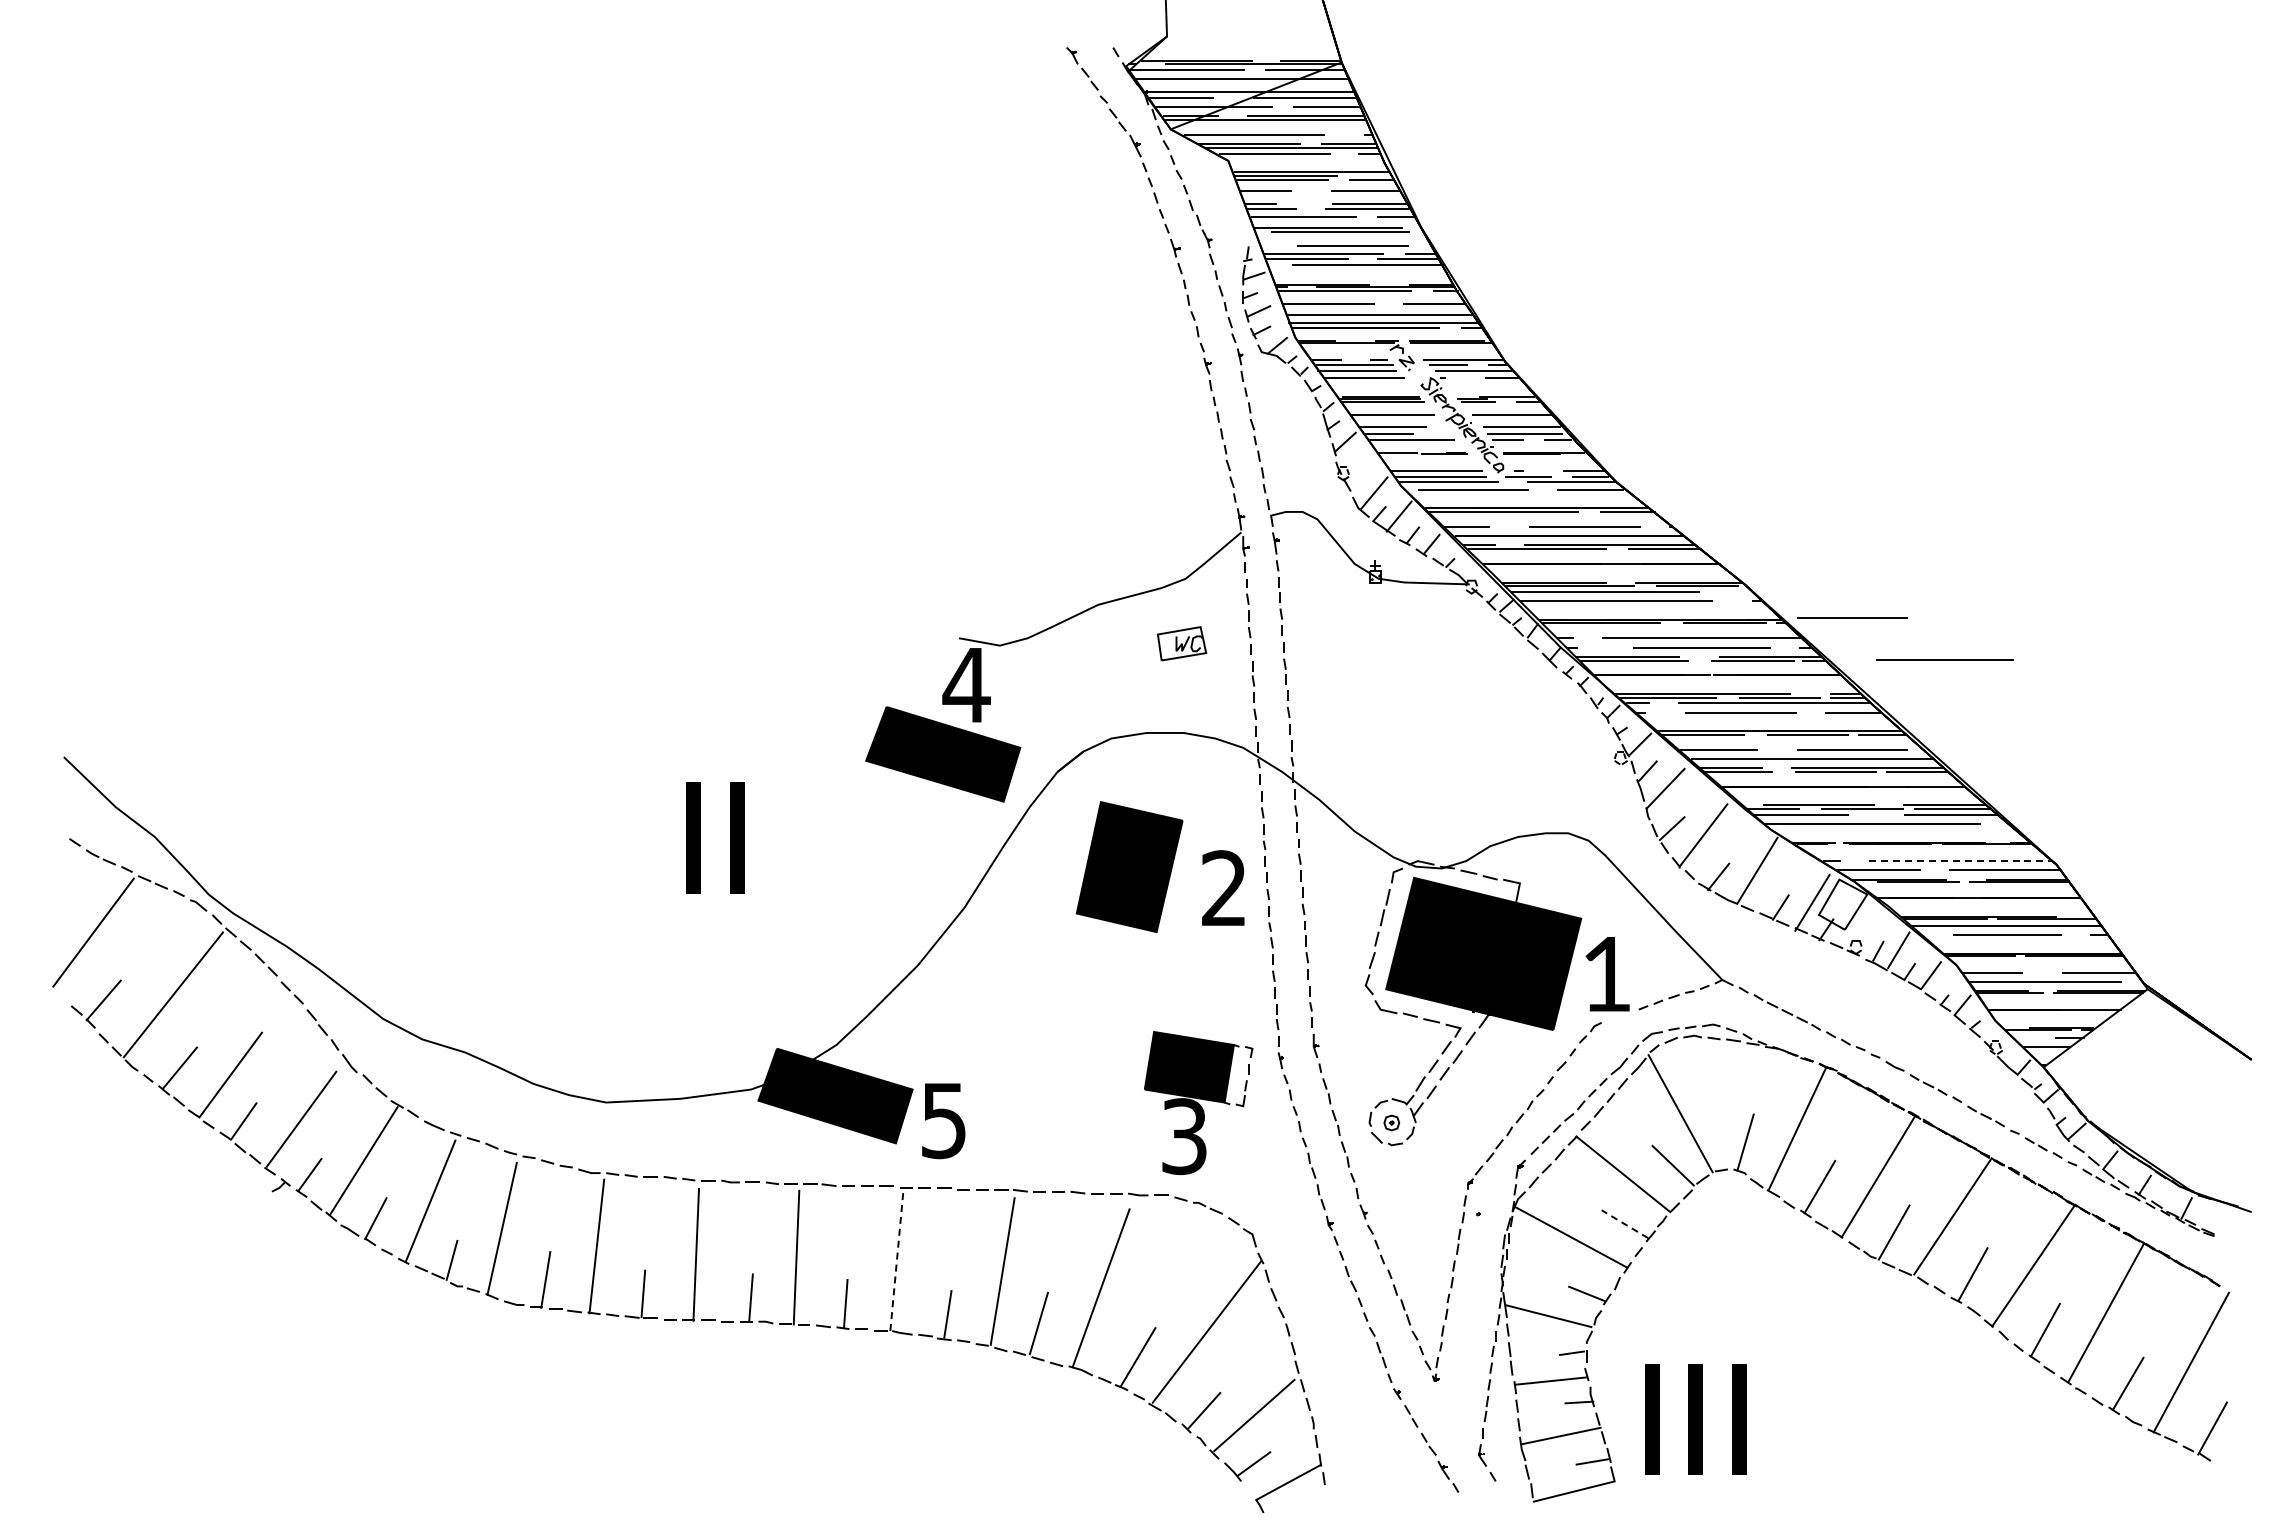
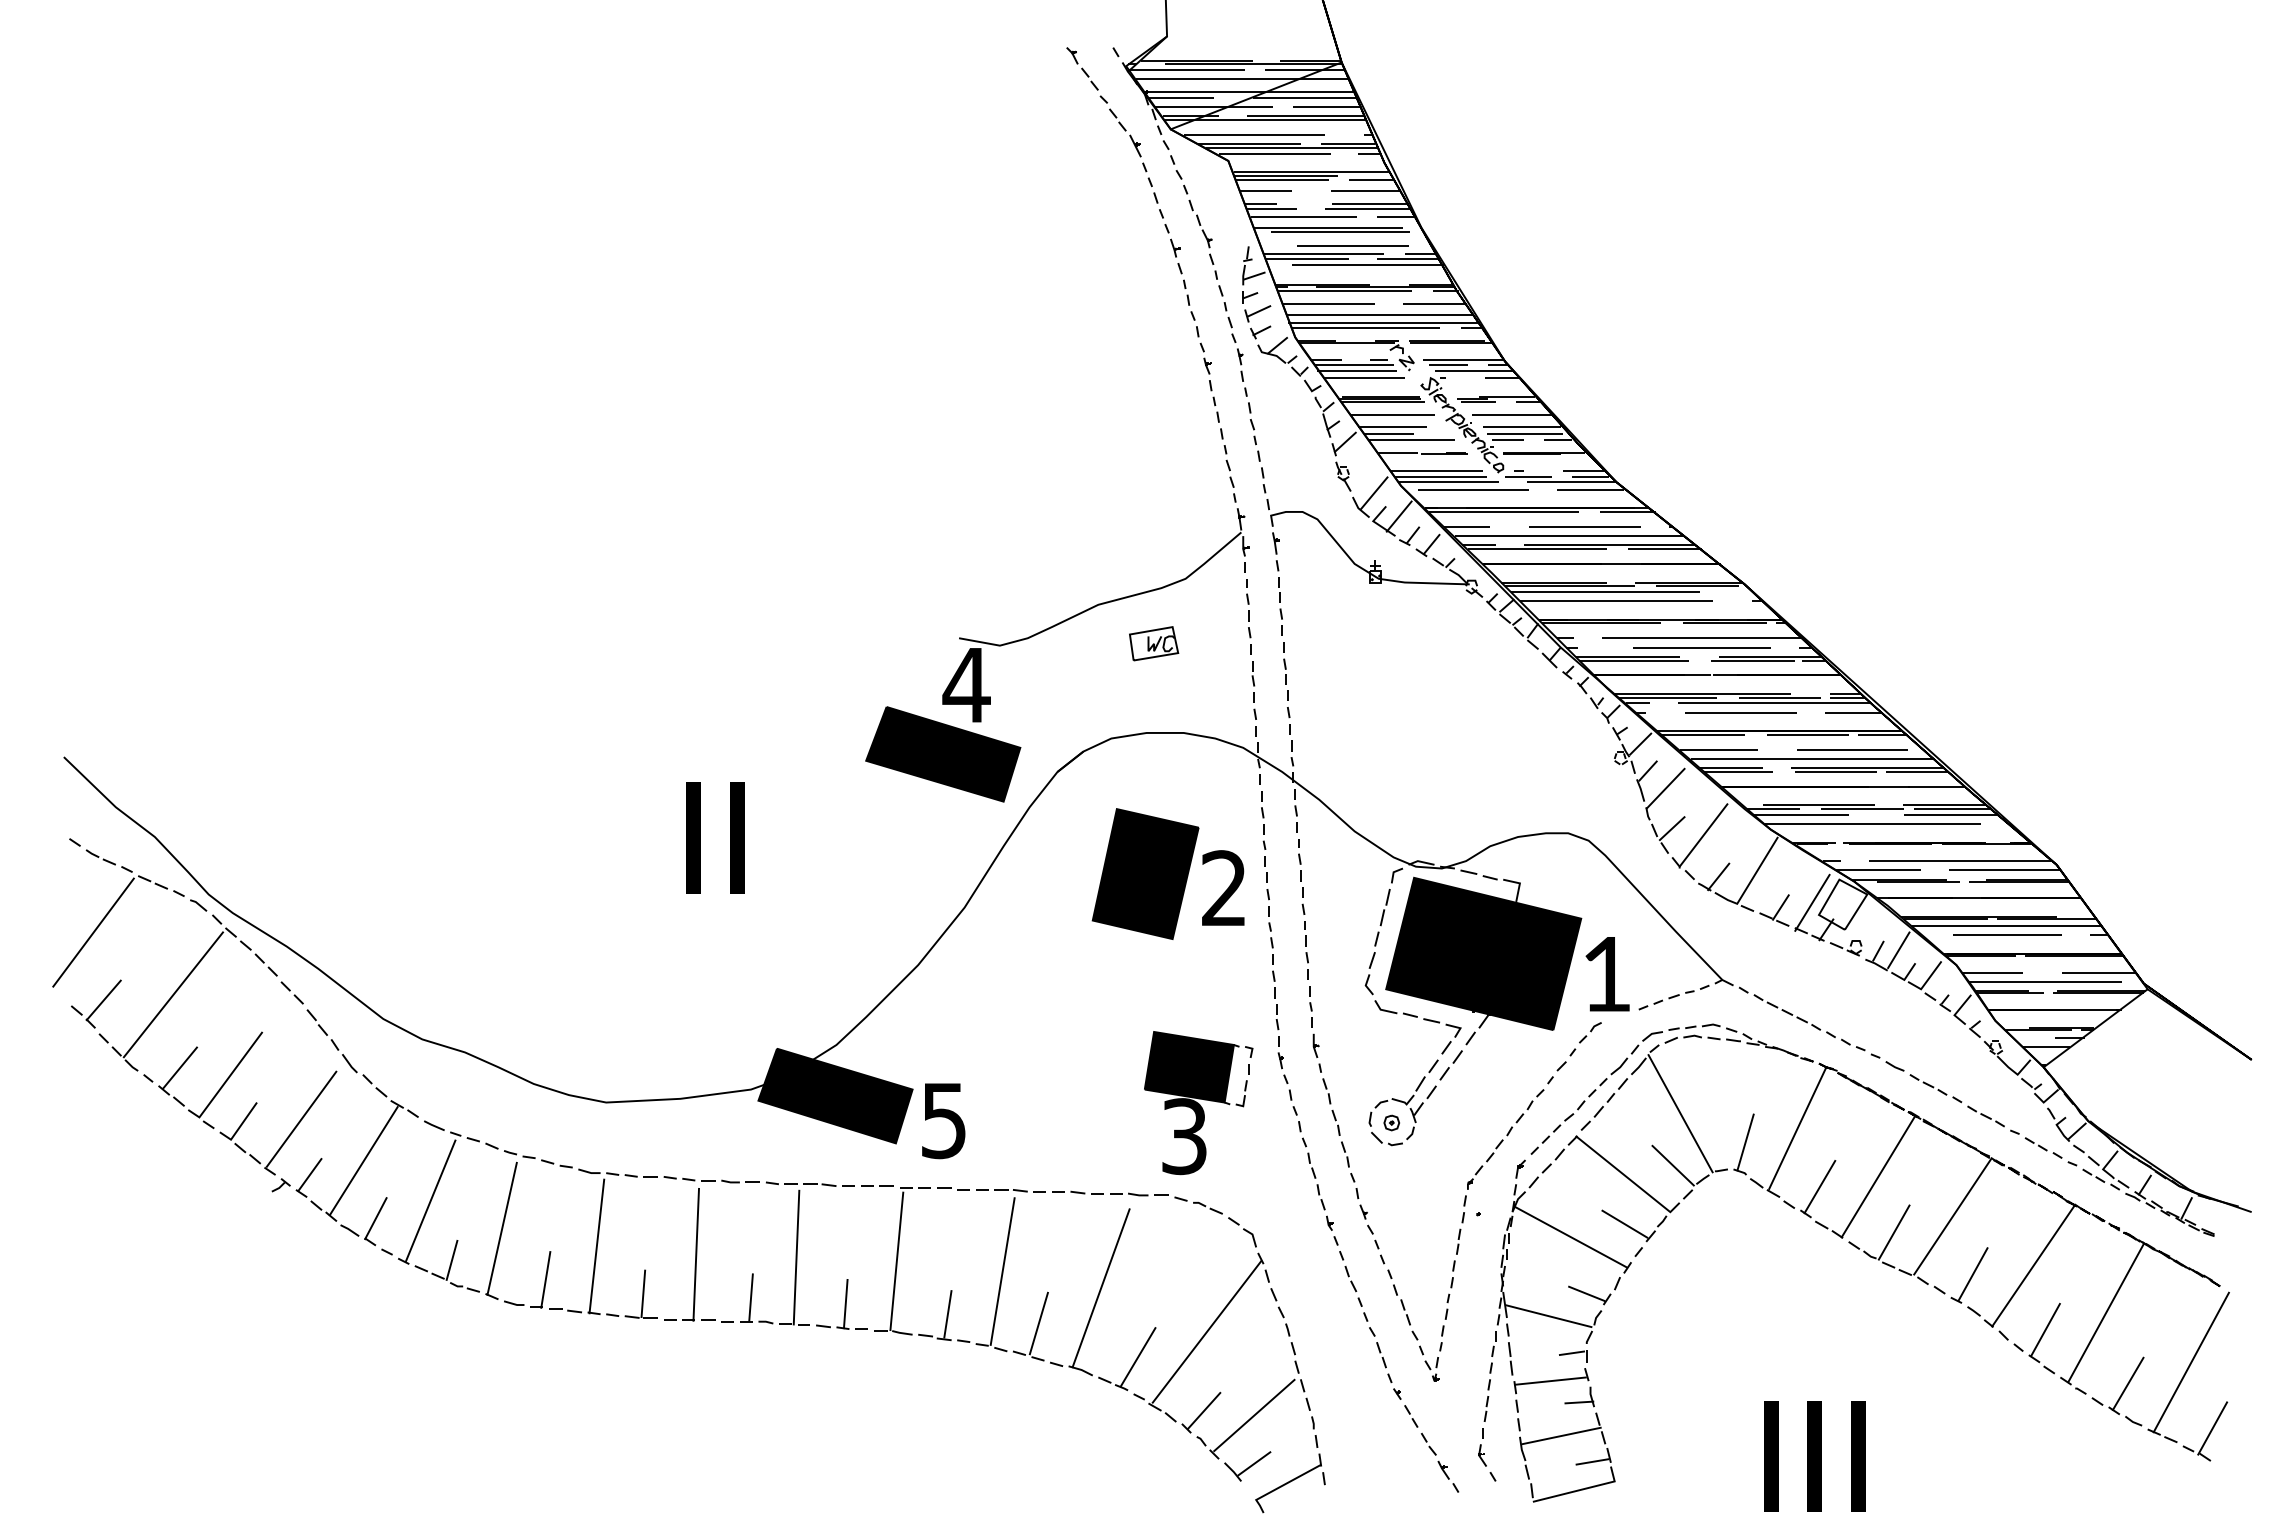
line: present -> none (1852, 617)
part position: (1182, 643) -> (1154, 643) (1154, 643)
line: present -> none (1944, 659)
line: dashed -> solid (1961, 861)
part position: (1129, 866) -> (1145, 873) (1145, 873)
line: dashed -> solid (1624, 1223)
line: dashed -> solid (896, 1261)
text position: (1695, 1419) -> (1814, 1456) (1814, 1456)
